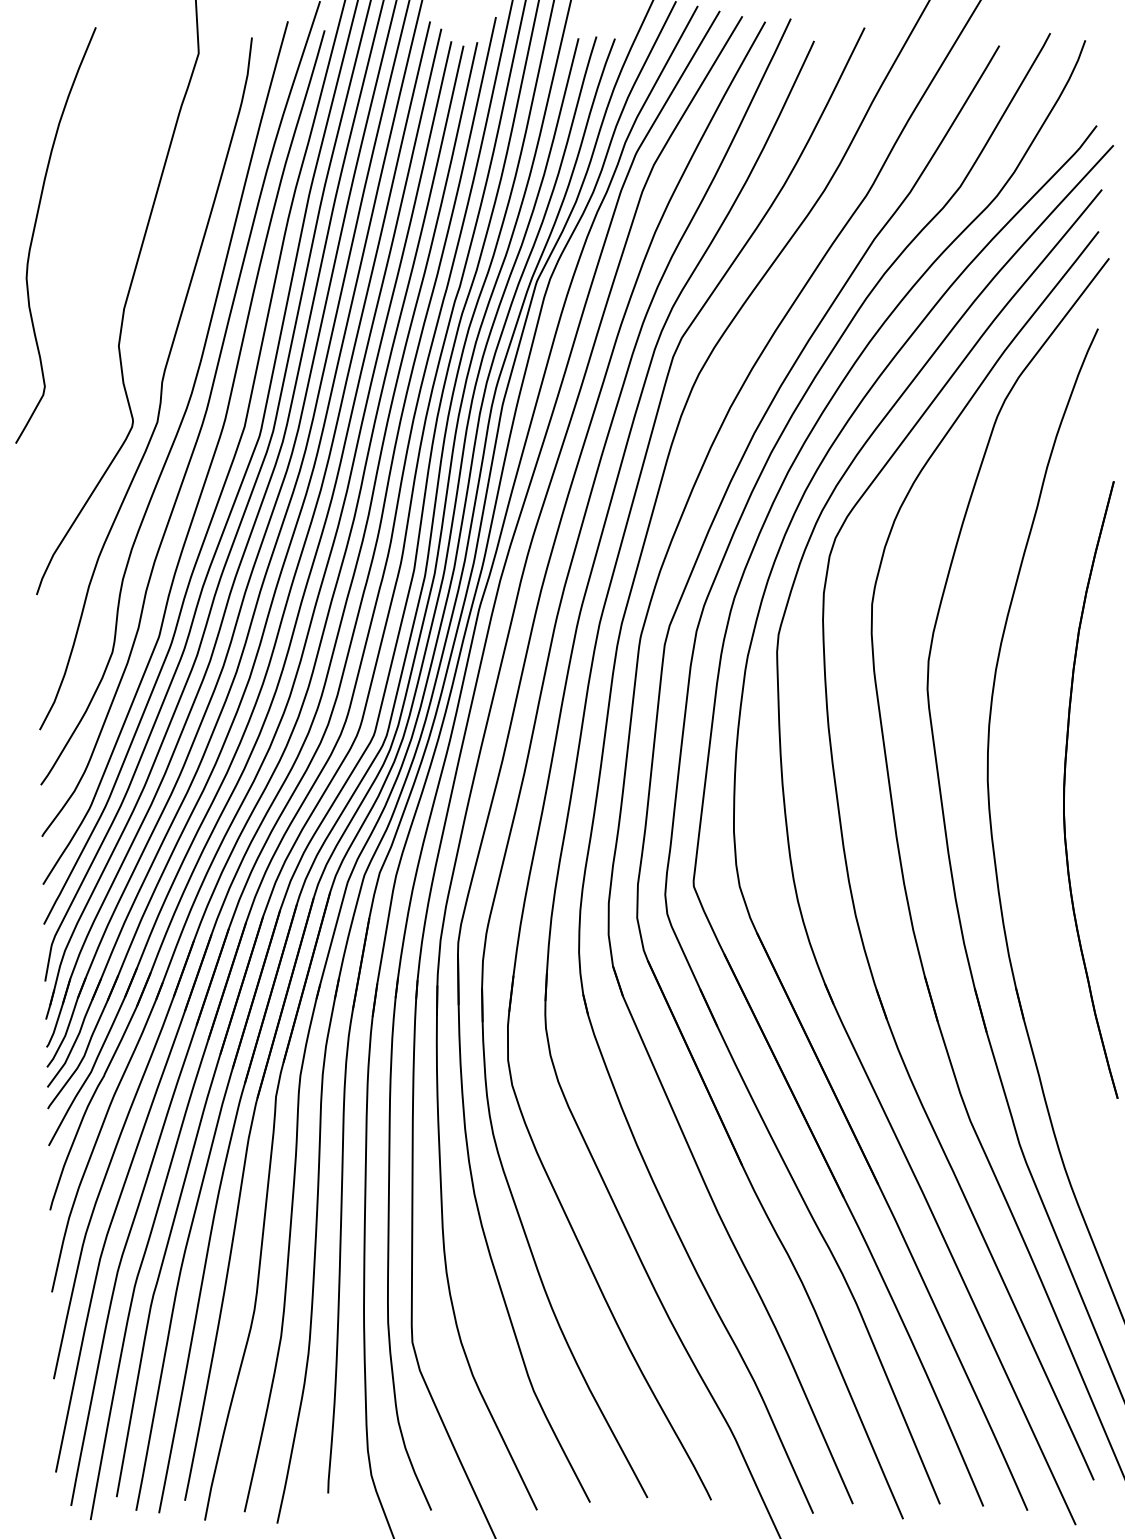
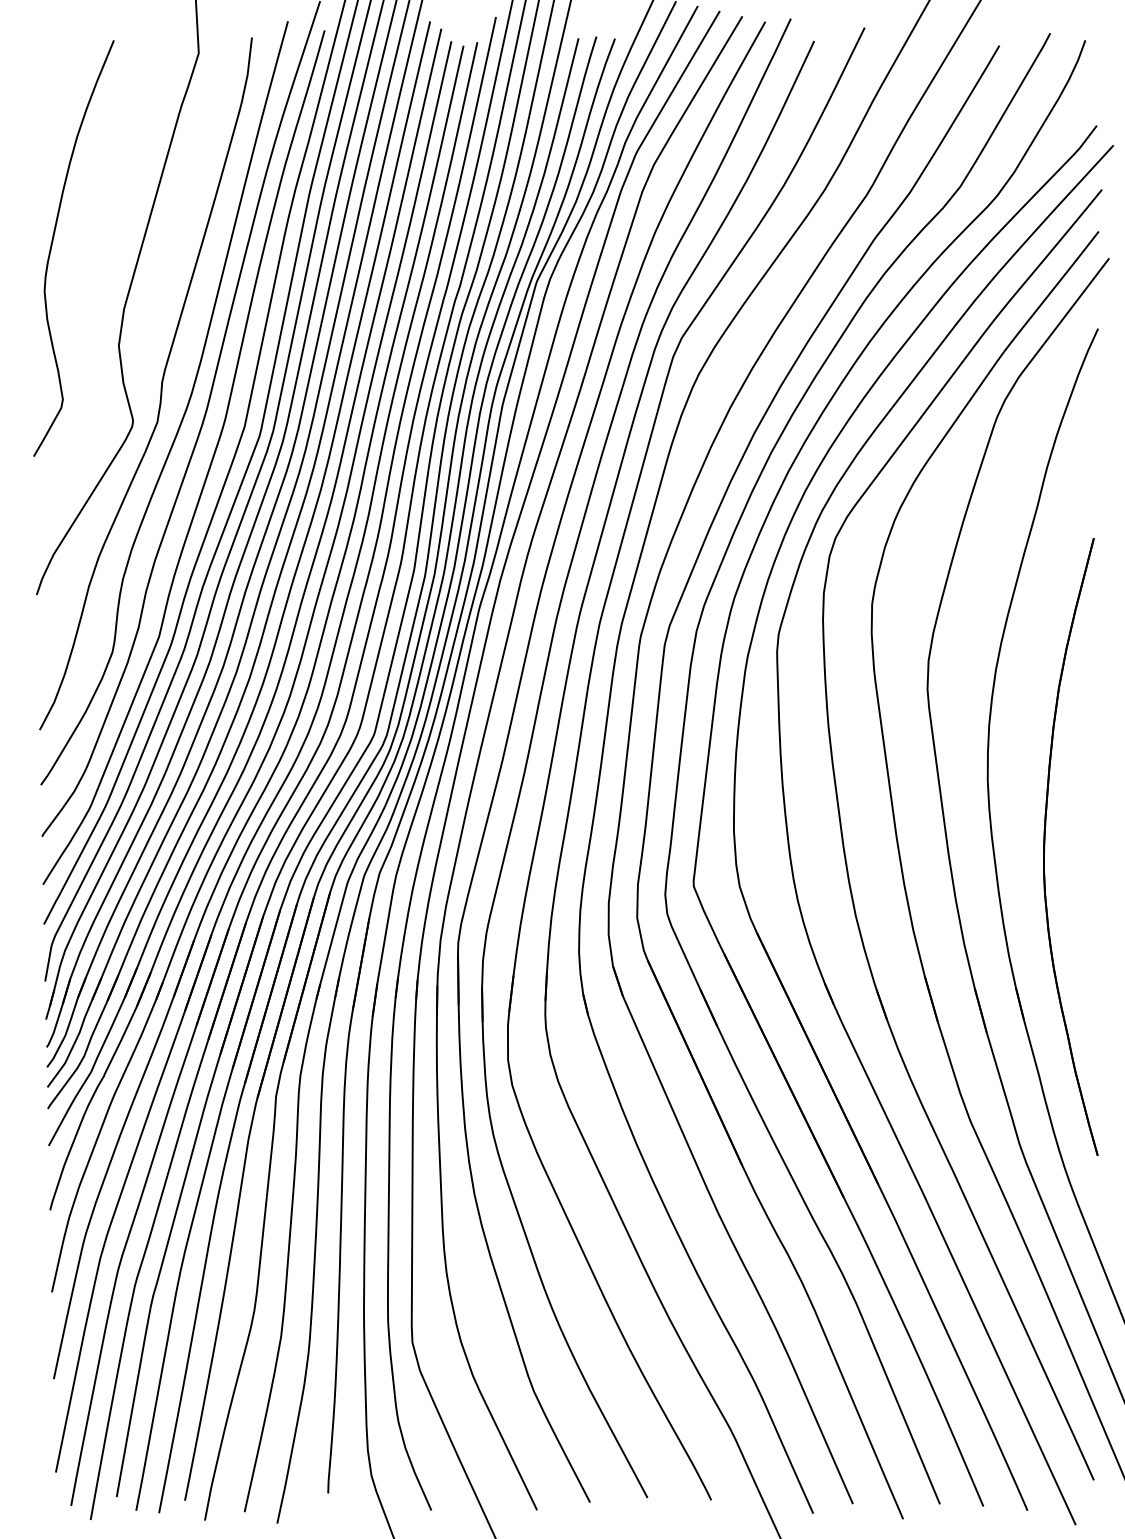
curve position: (34, 233) -> (52, 246) (52, 246)
part position: (1065, 789) -> (1045, 846) (1045, 846)
